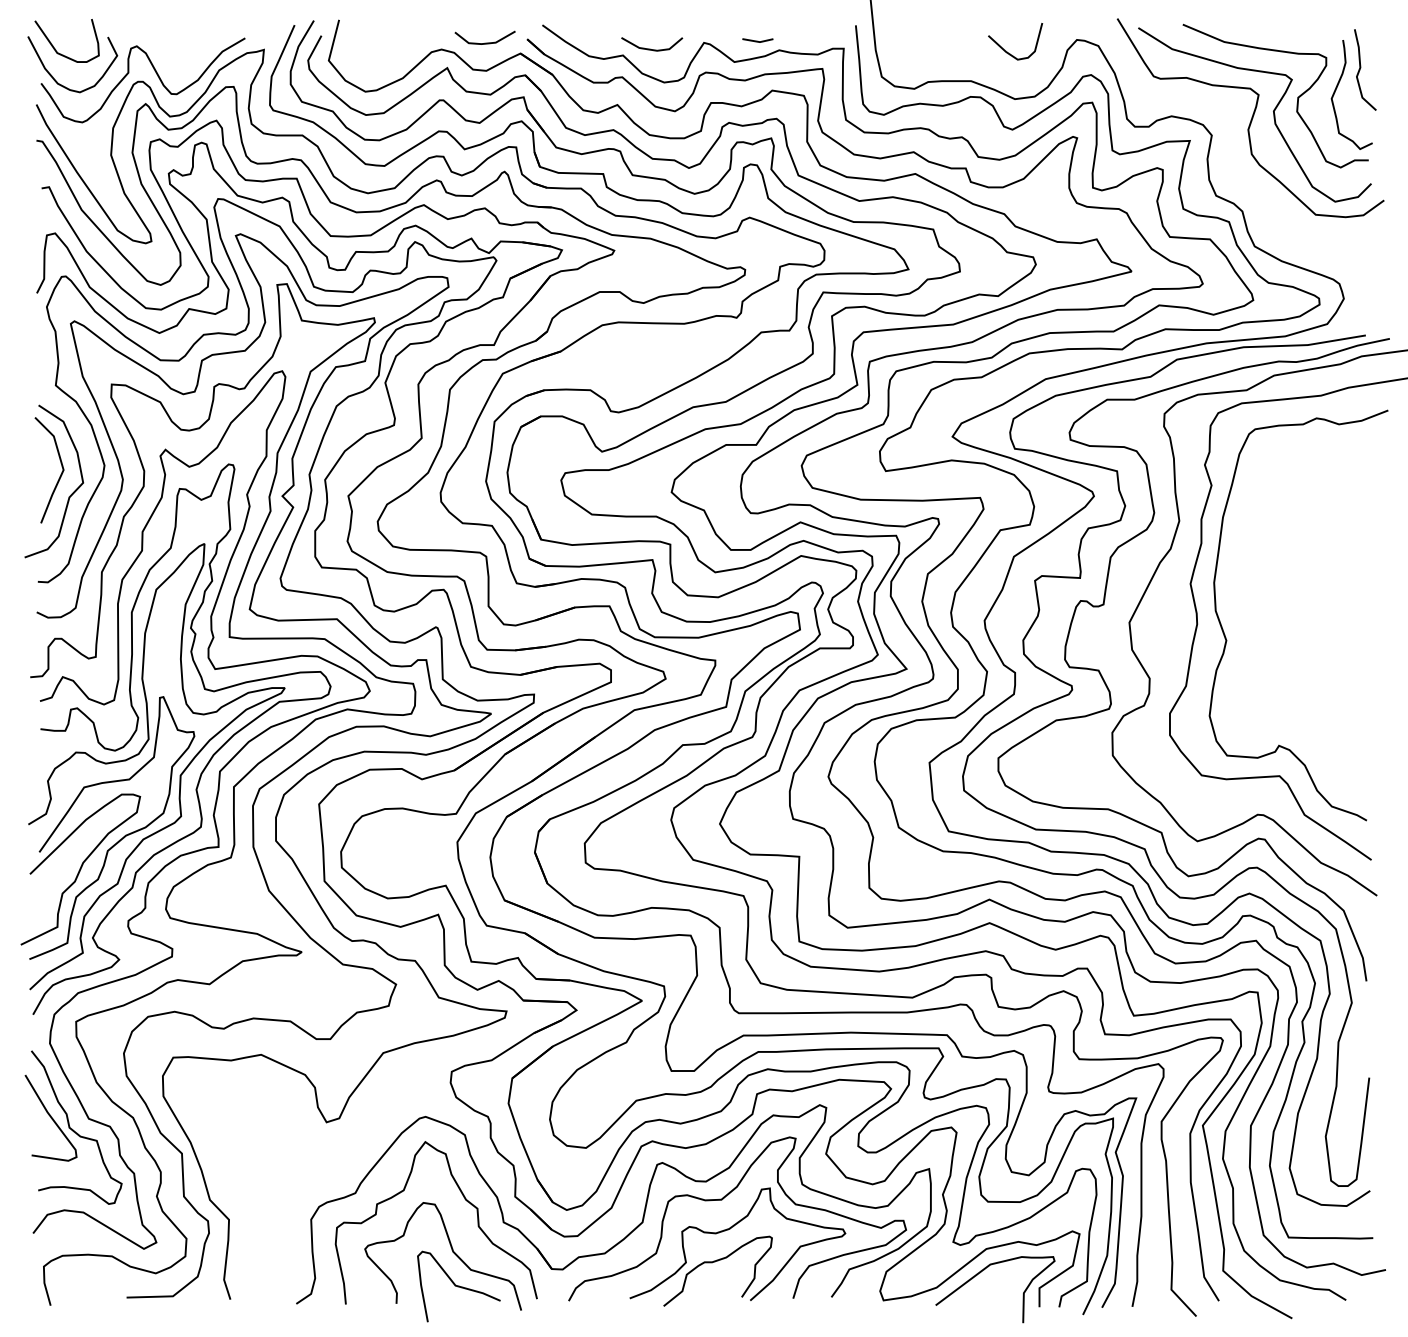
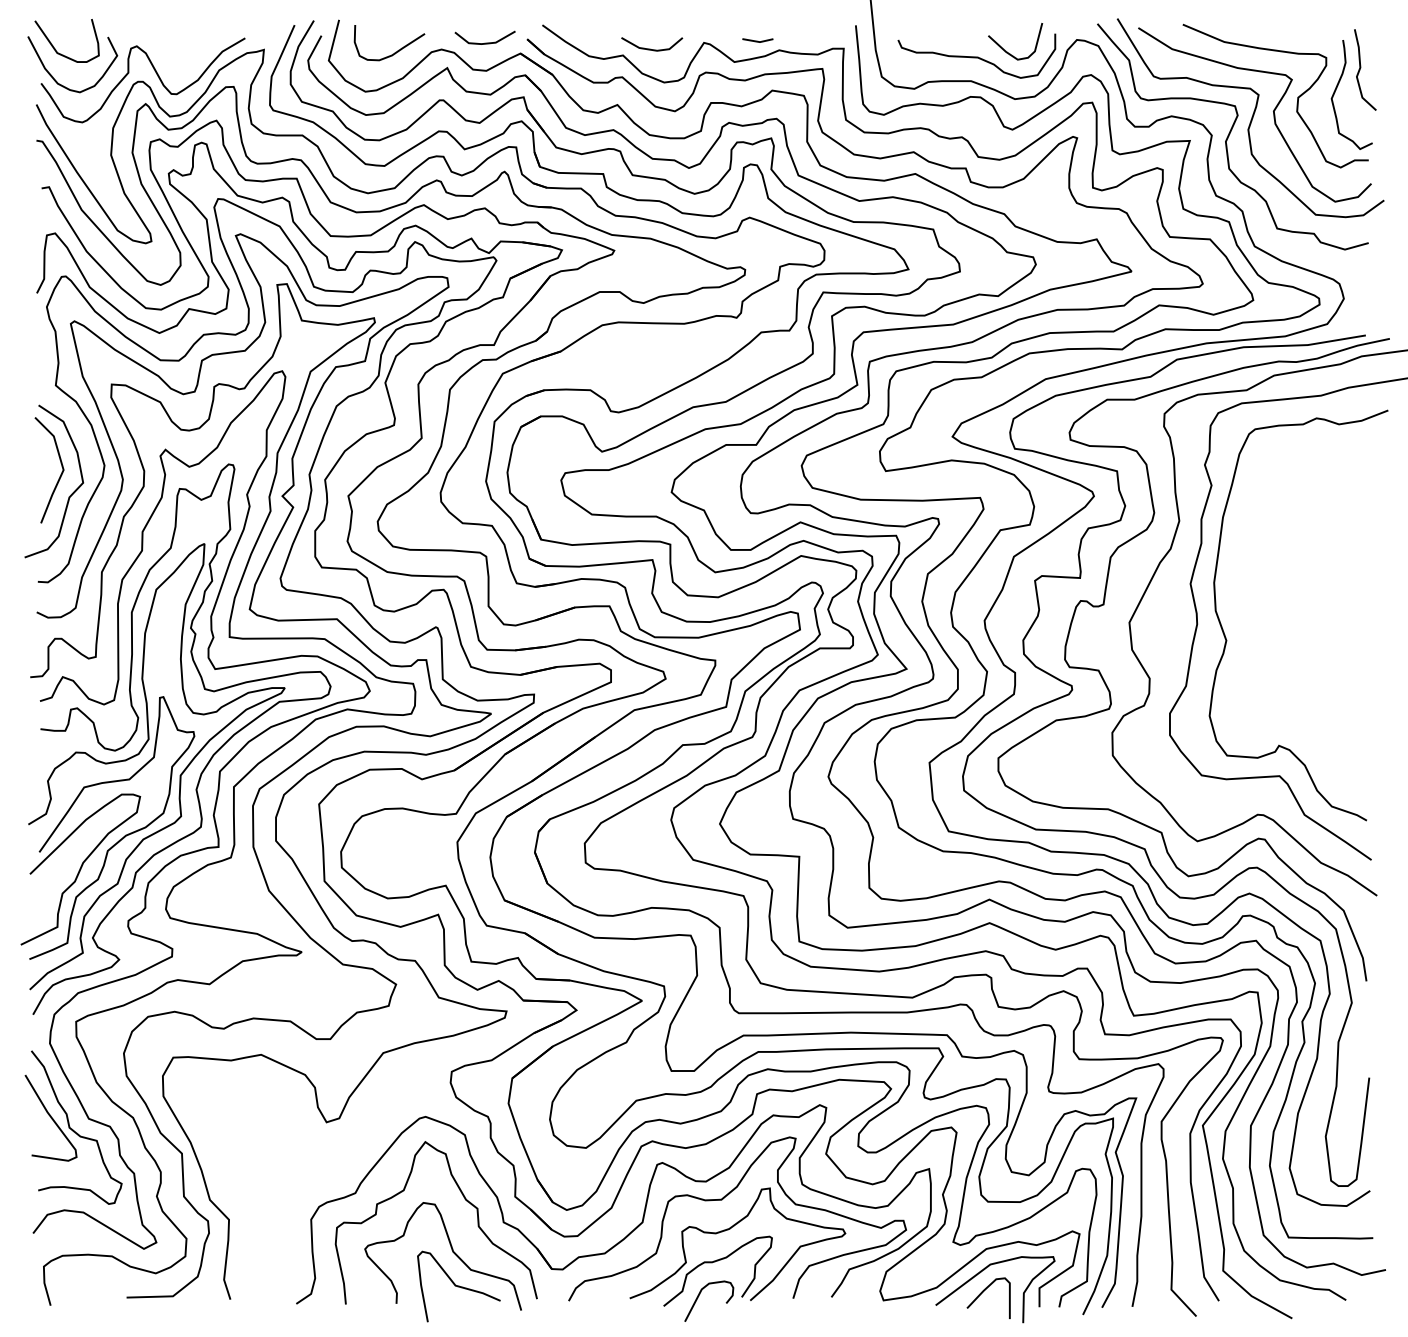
curve: none -> present (394, 52)
curve: none -> present (976, 56)
curve: none -> present (1230, 134)
curve: none -> present (983, 1292)
curve: none -> present (699, 1296)
